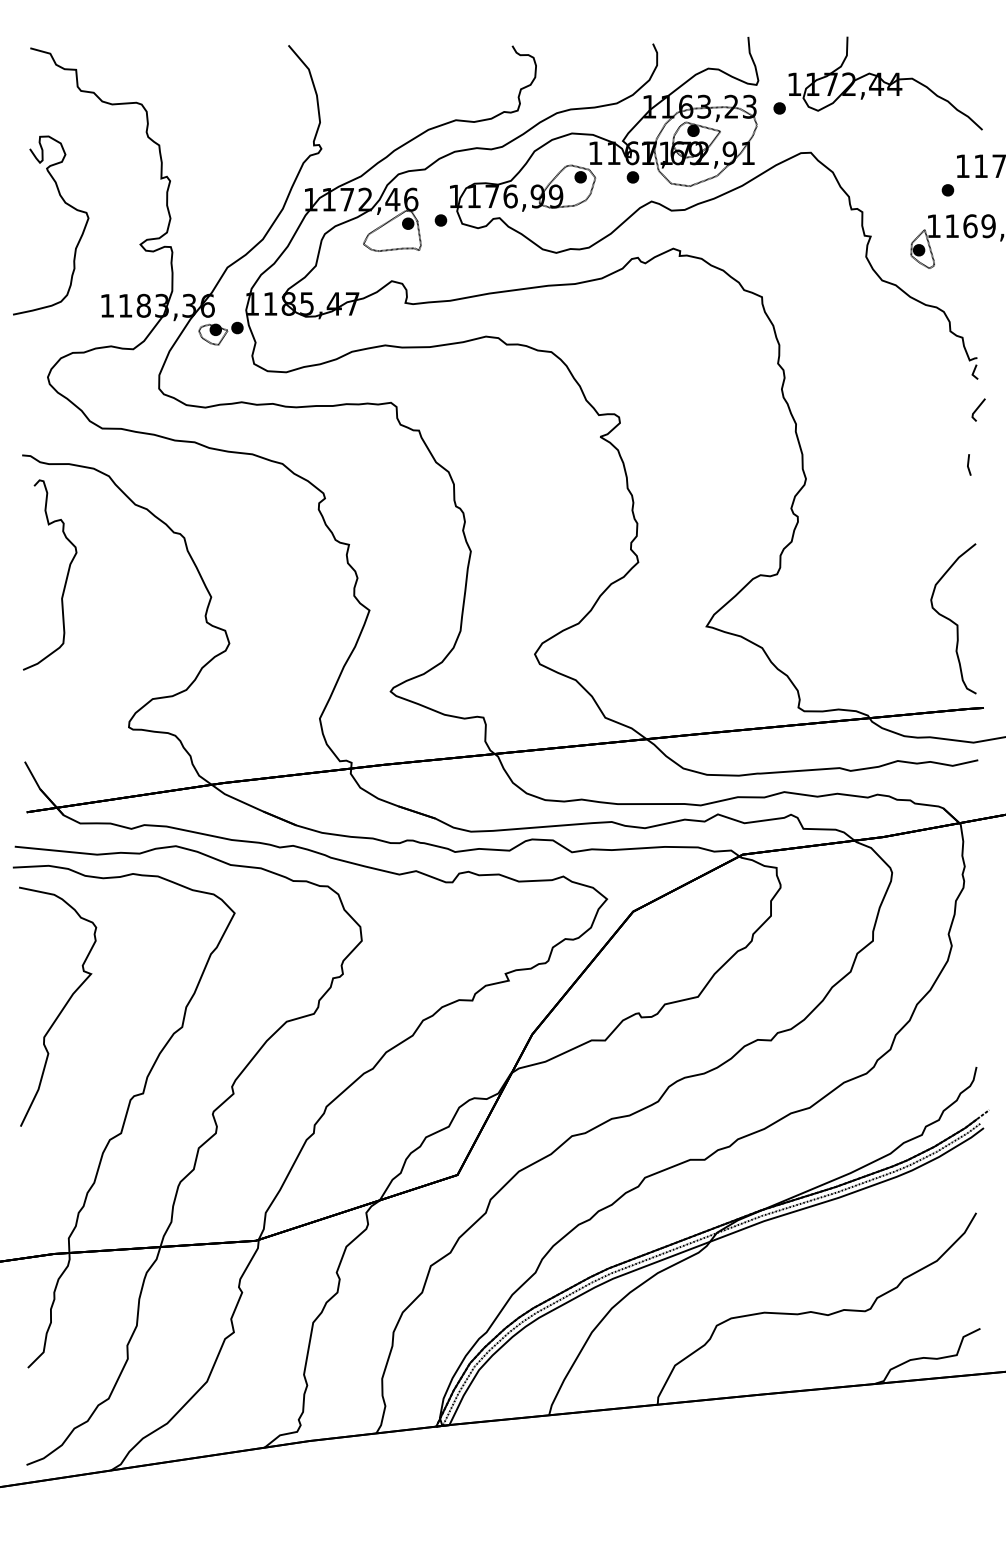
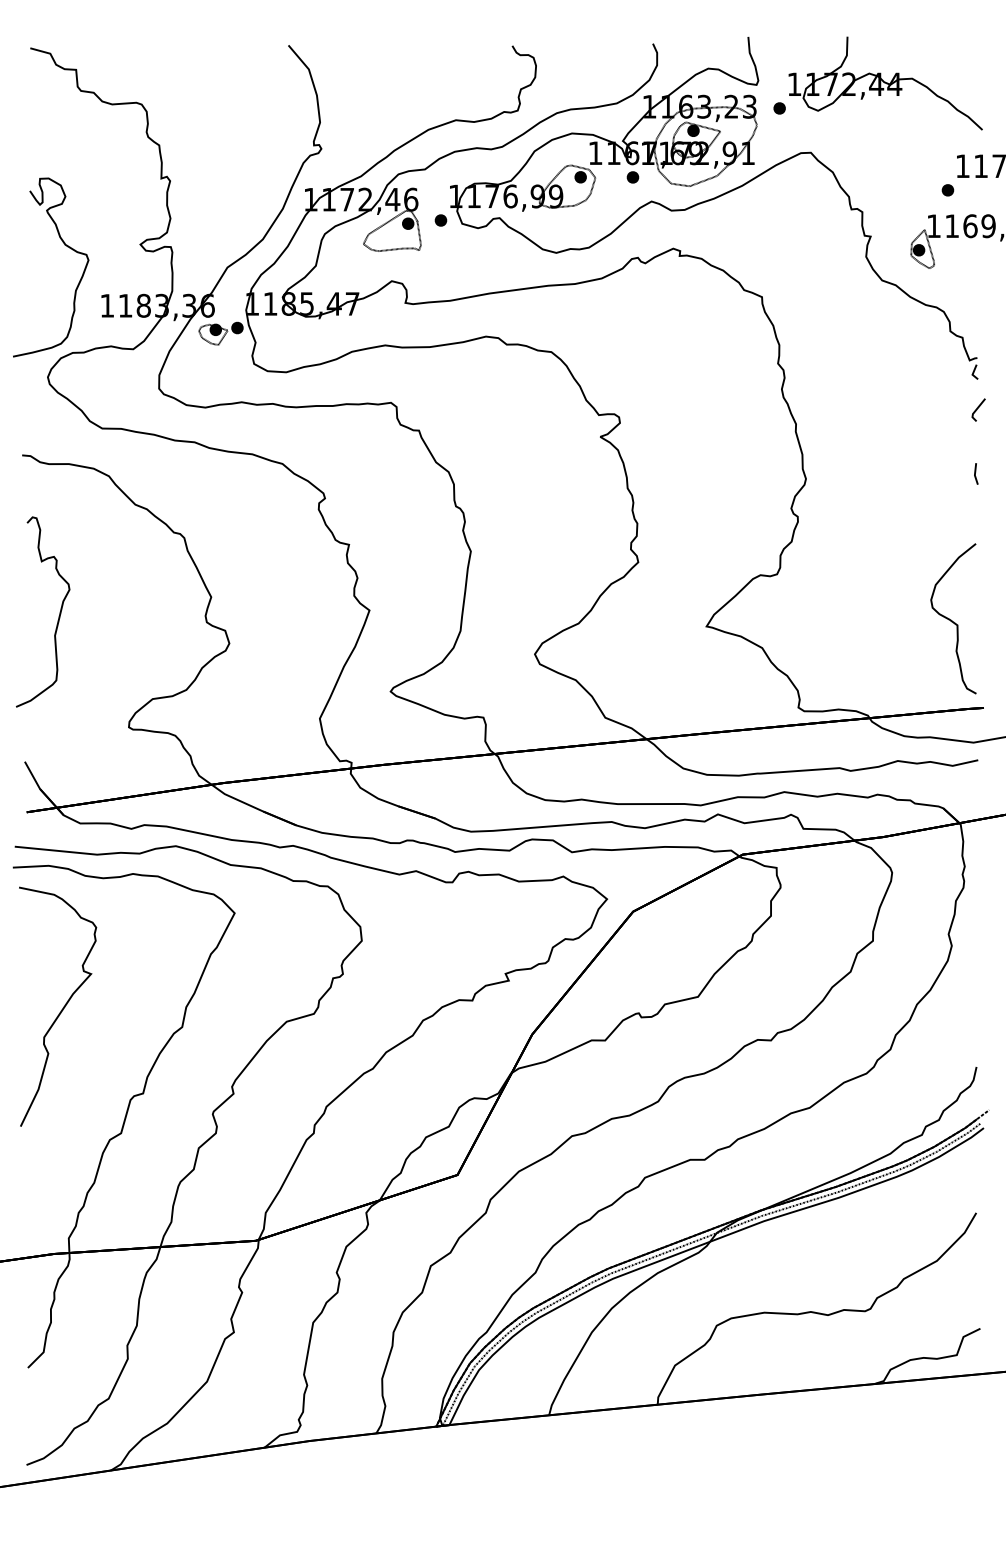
curve position: (64, 203) -> (64, 245) (64, 245)
line position: (969, 463) -> (976, 472) (976, 472)
curve position: (65, 579) -> (58, 616) (58, 616)
